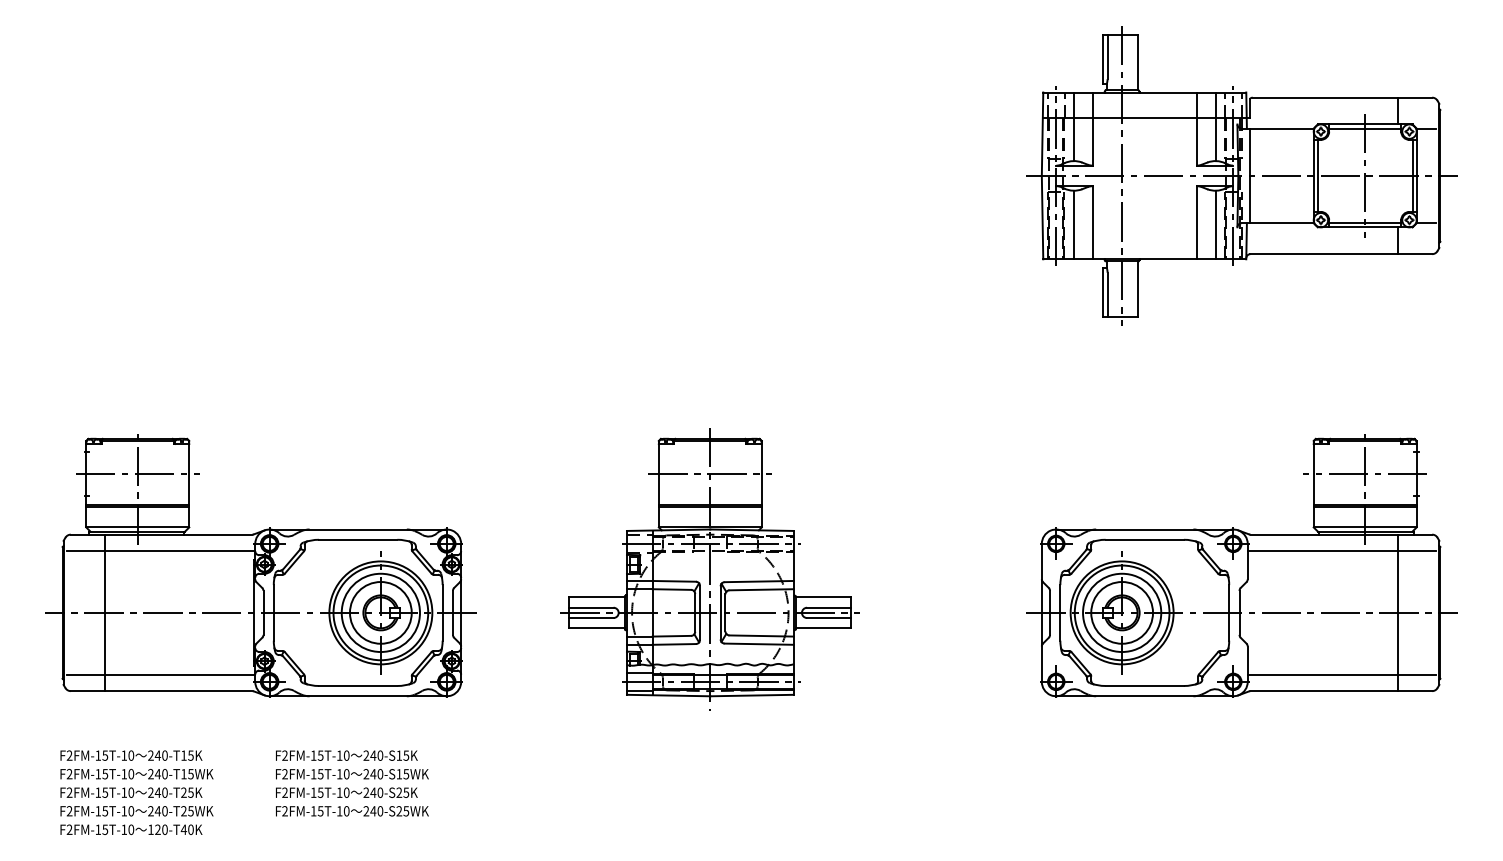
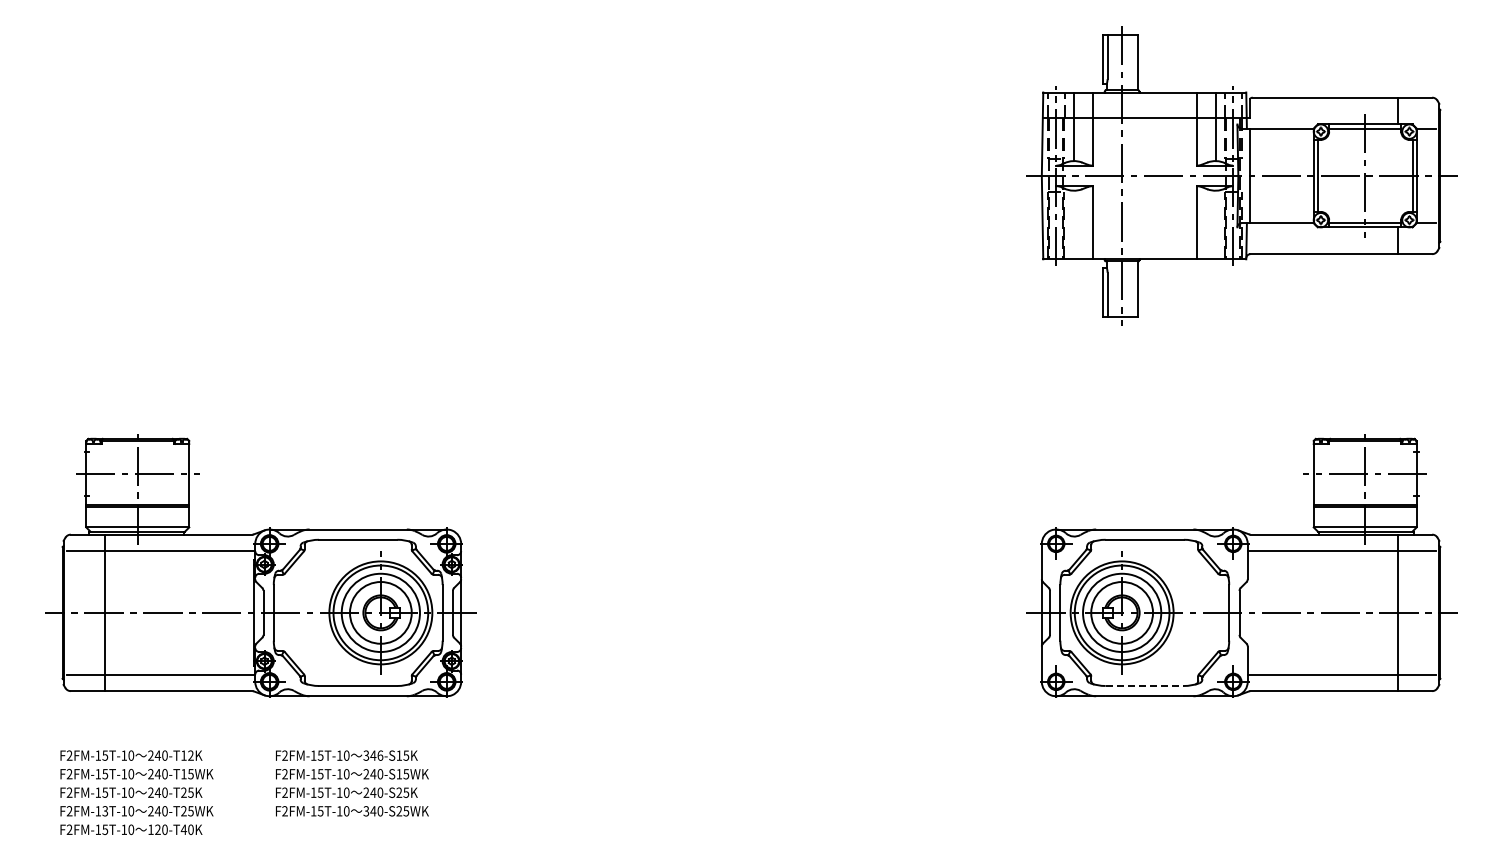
line: present -> none (1074, 224)
line: present -> none (1215, 224)
part: present -> none (709, 569)
line: solid -> dashed (1145, 685)
text: 240-T15K -> 240-T12K (190, 755)
text: 240-S15K -> 346-S15K (373, 755)
text: F2FM-15T-10 -> F2FM-13T-10 (105, 810)
text: 240-S25WK -> 340-S25WK (366, 811)
